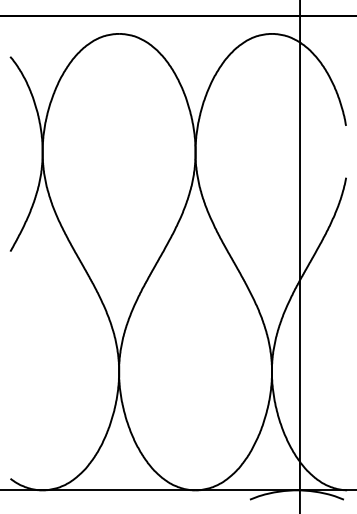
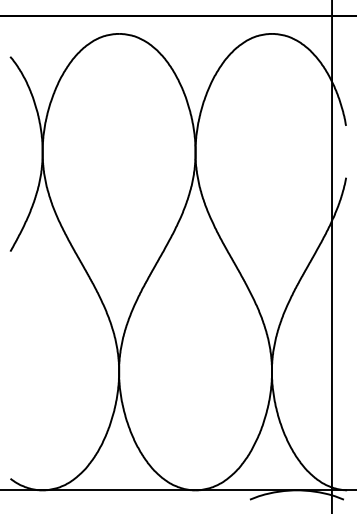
line position: (299, 256) -> (331, 256) (331, 256)
